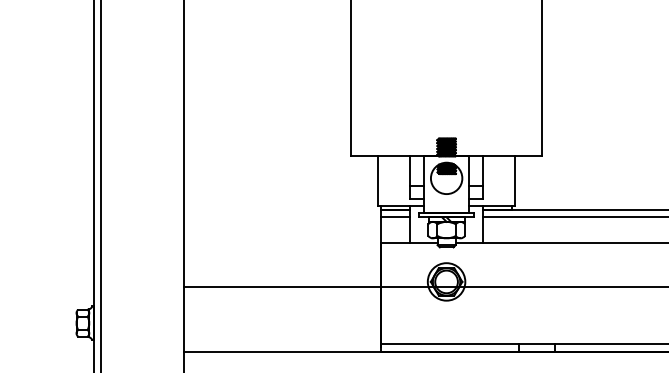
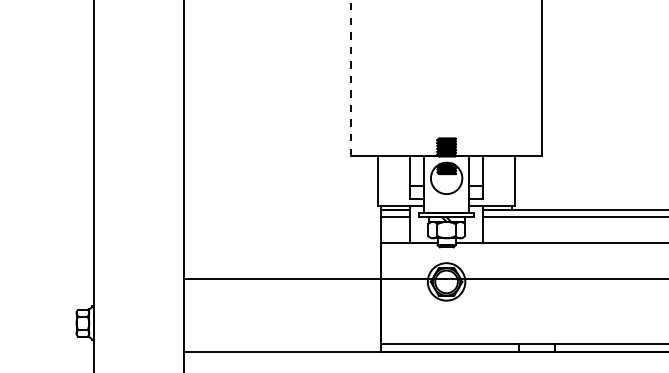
line: solid -> dashed (351, 78)
line: present -> none (101, 185)
line position: (424, 286) -> (424, 278) (424, 278)
